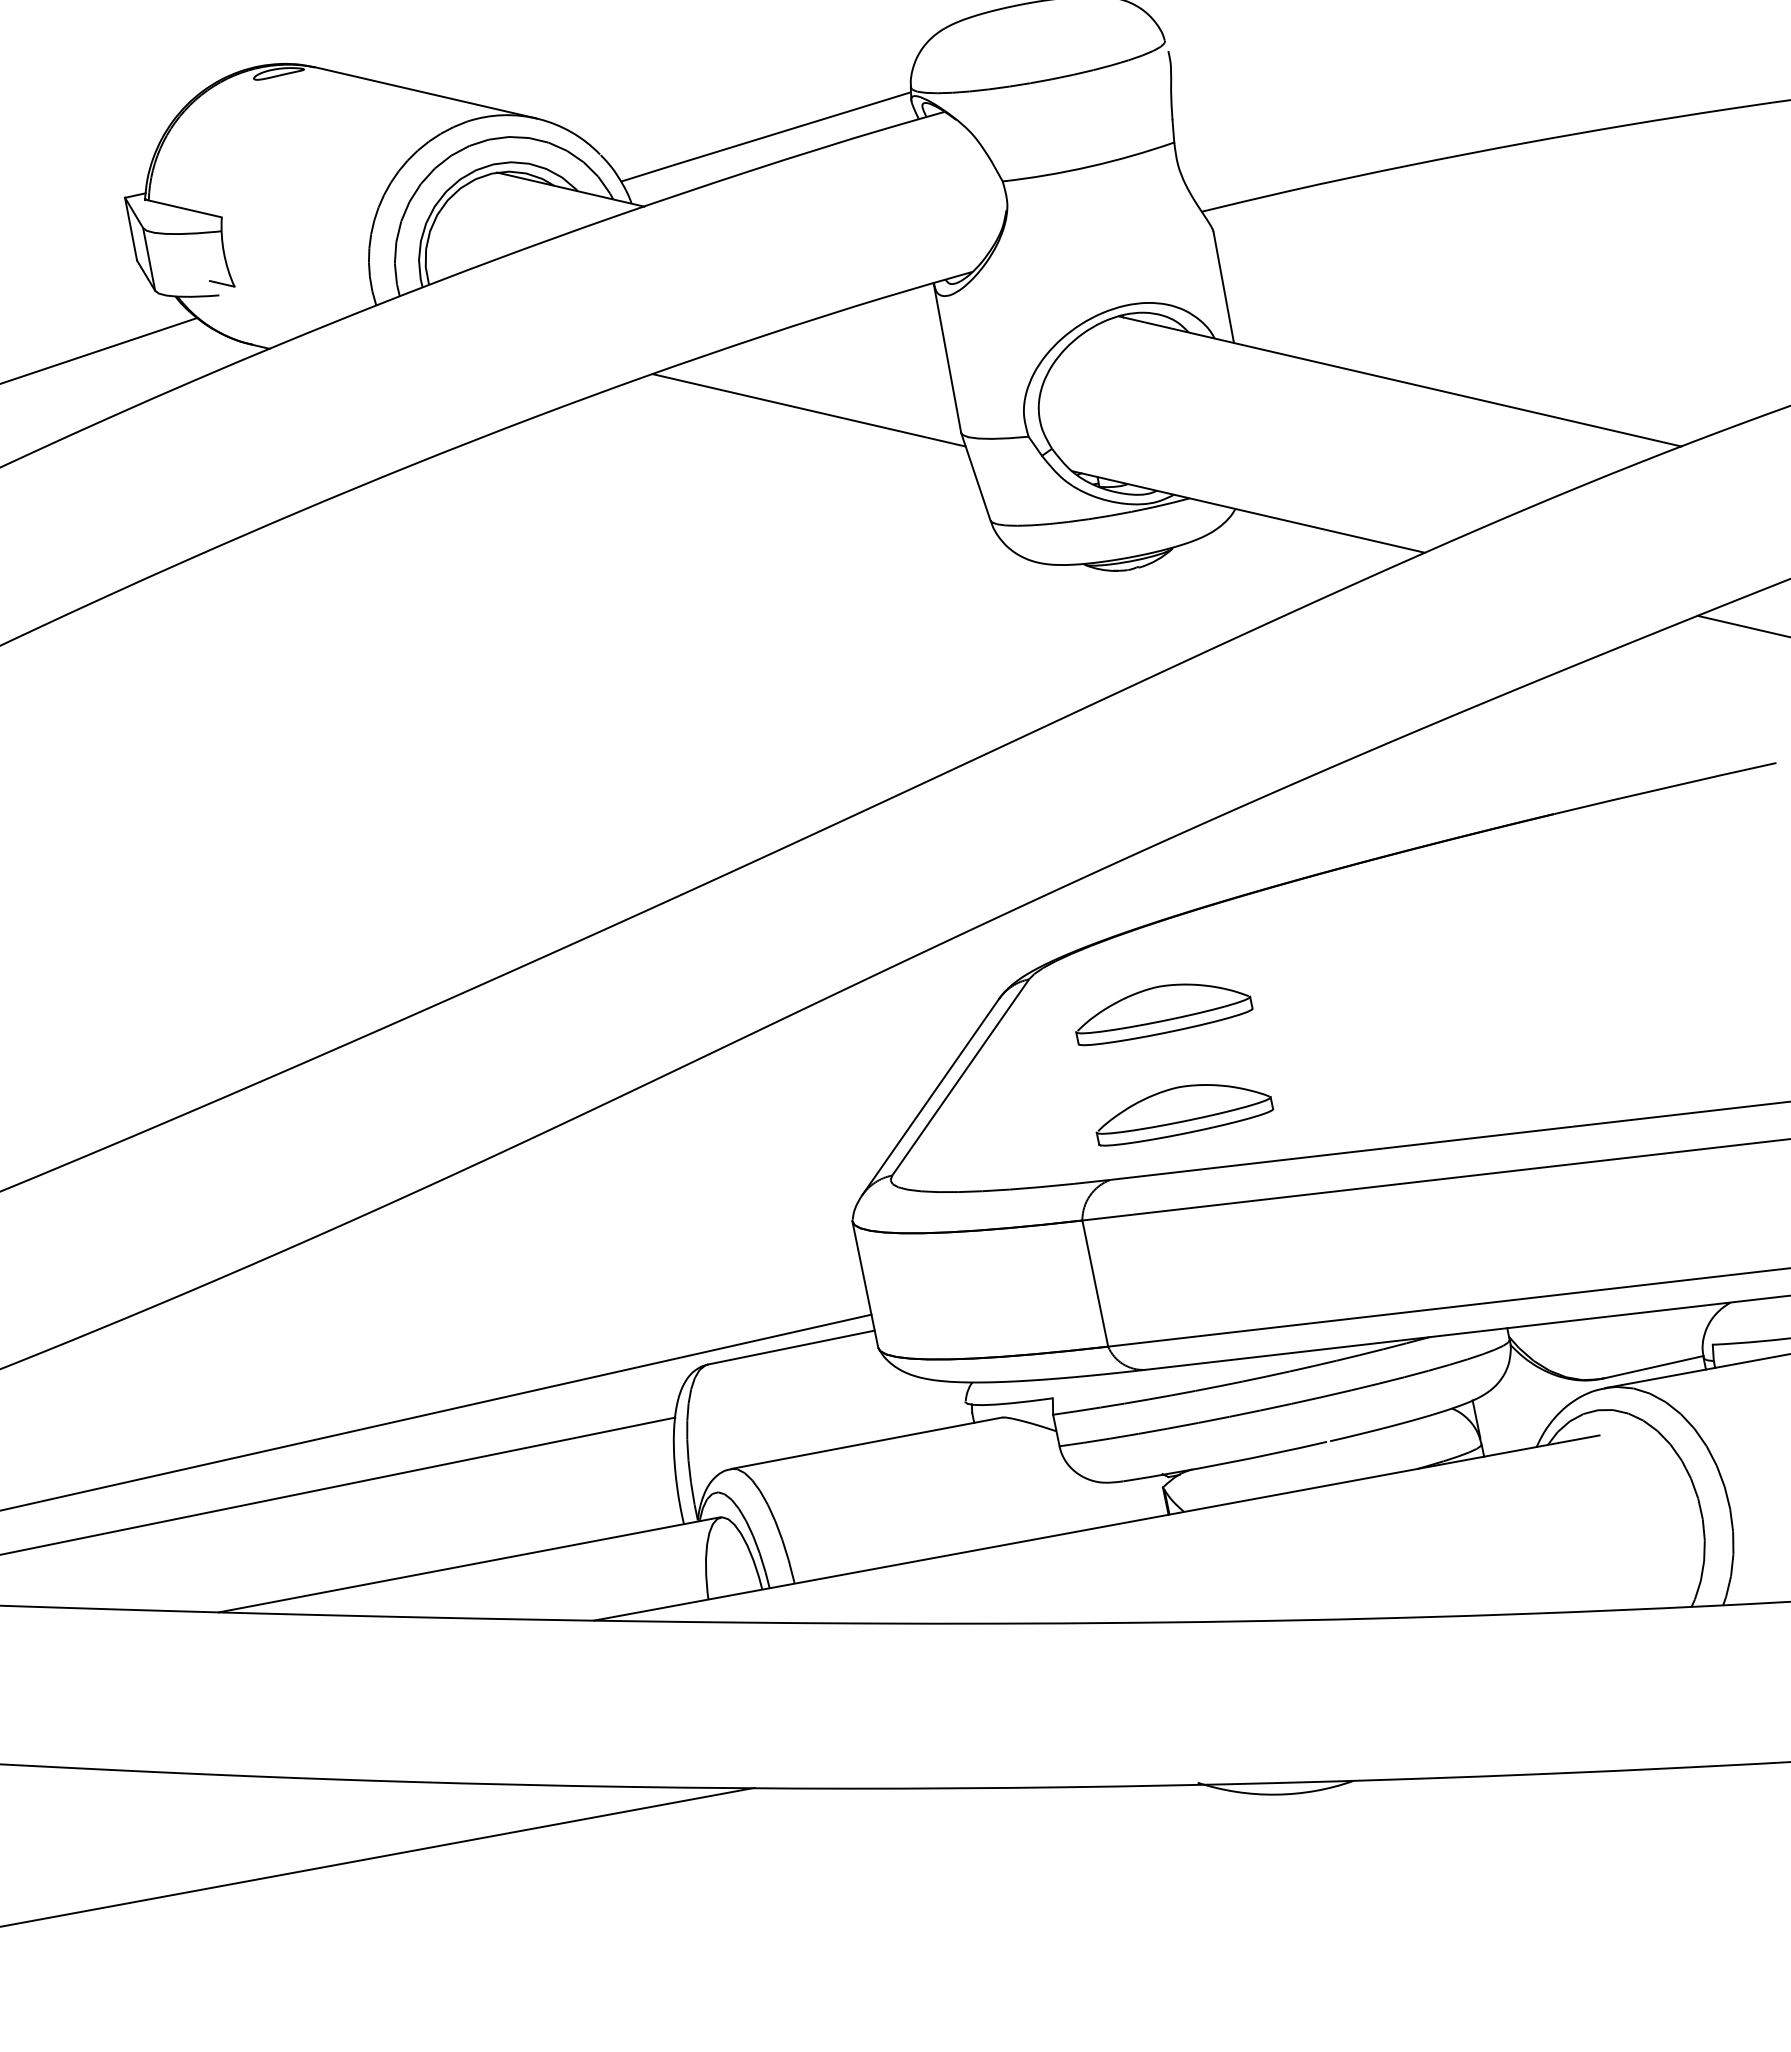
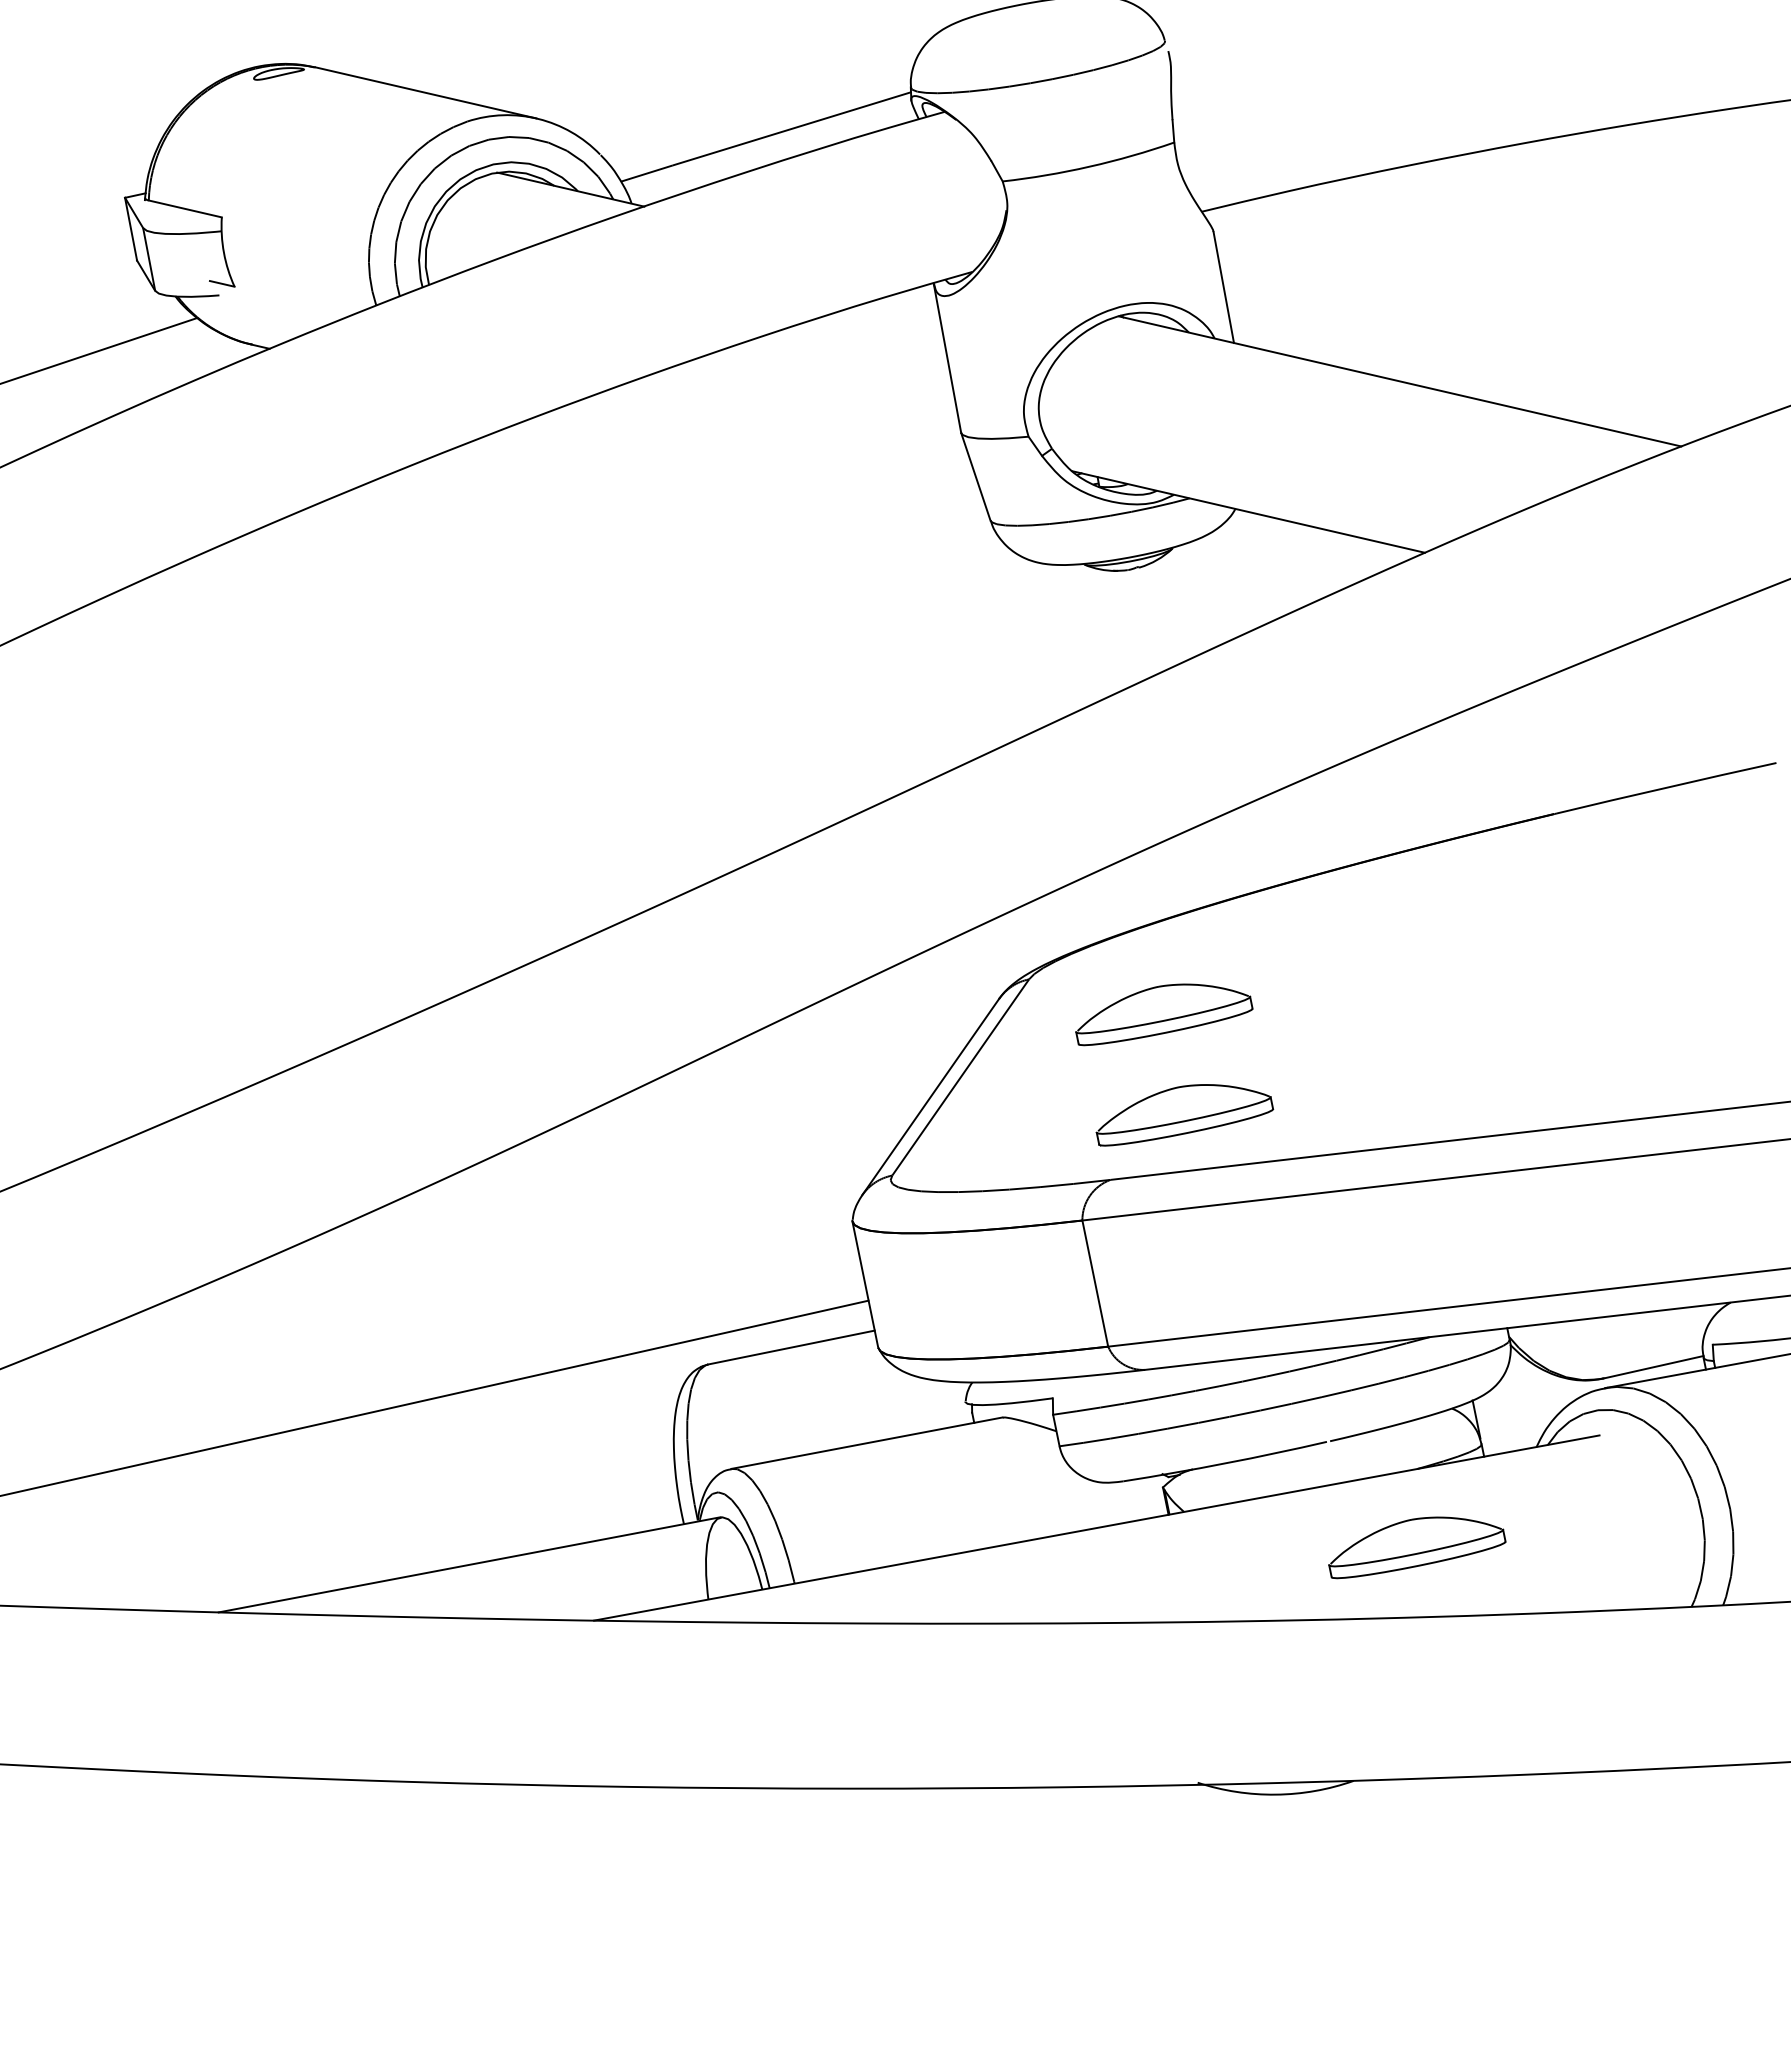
line: present -> none (808, 410)
line: present -> none (1742, 625)
line position: (436, 1412) -> (435, 1397) (435, 1397)
line: present -> none (338, 1485)
part: none -> present (1417, 1547)
line: present -> none (378, 1856)
